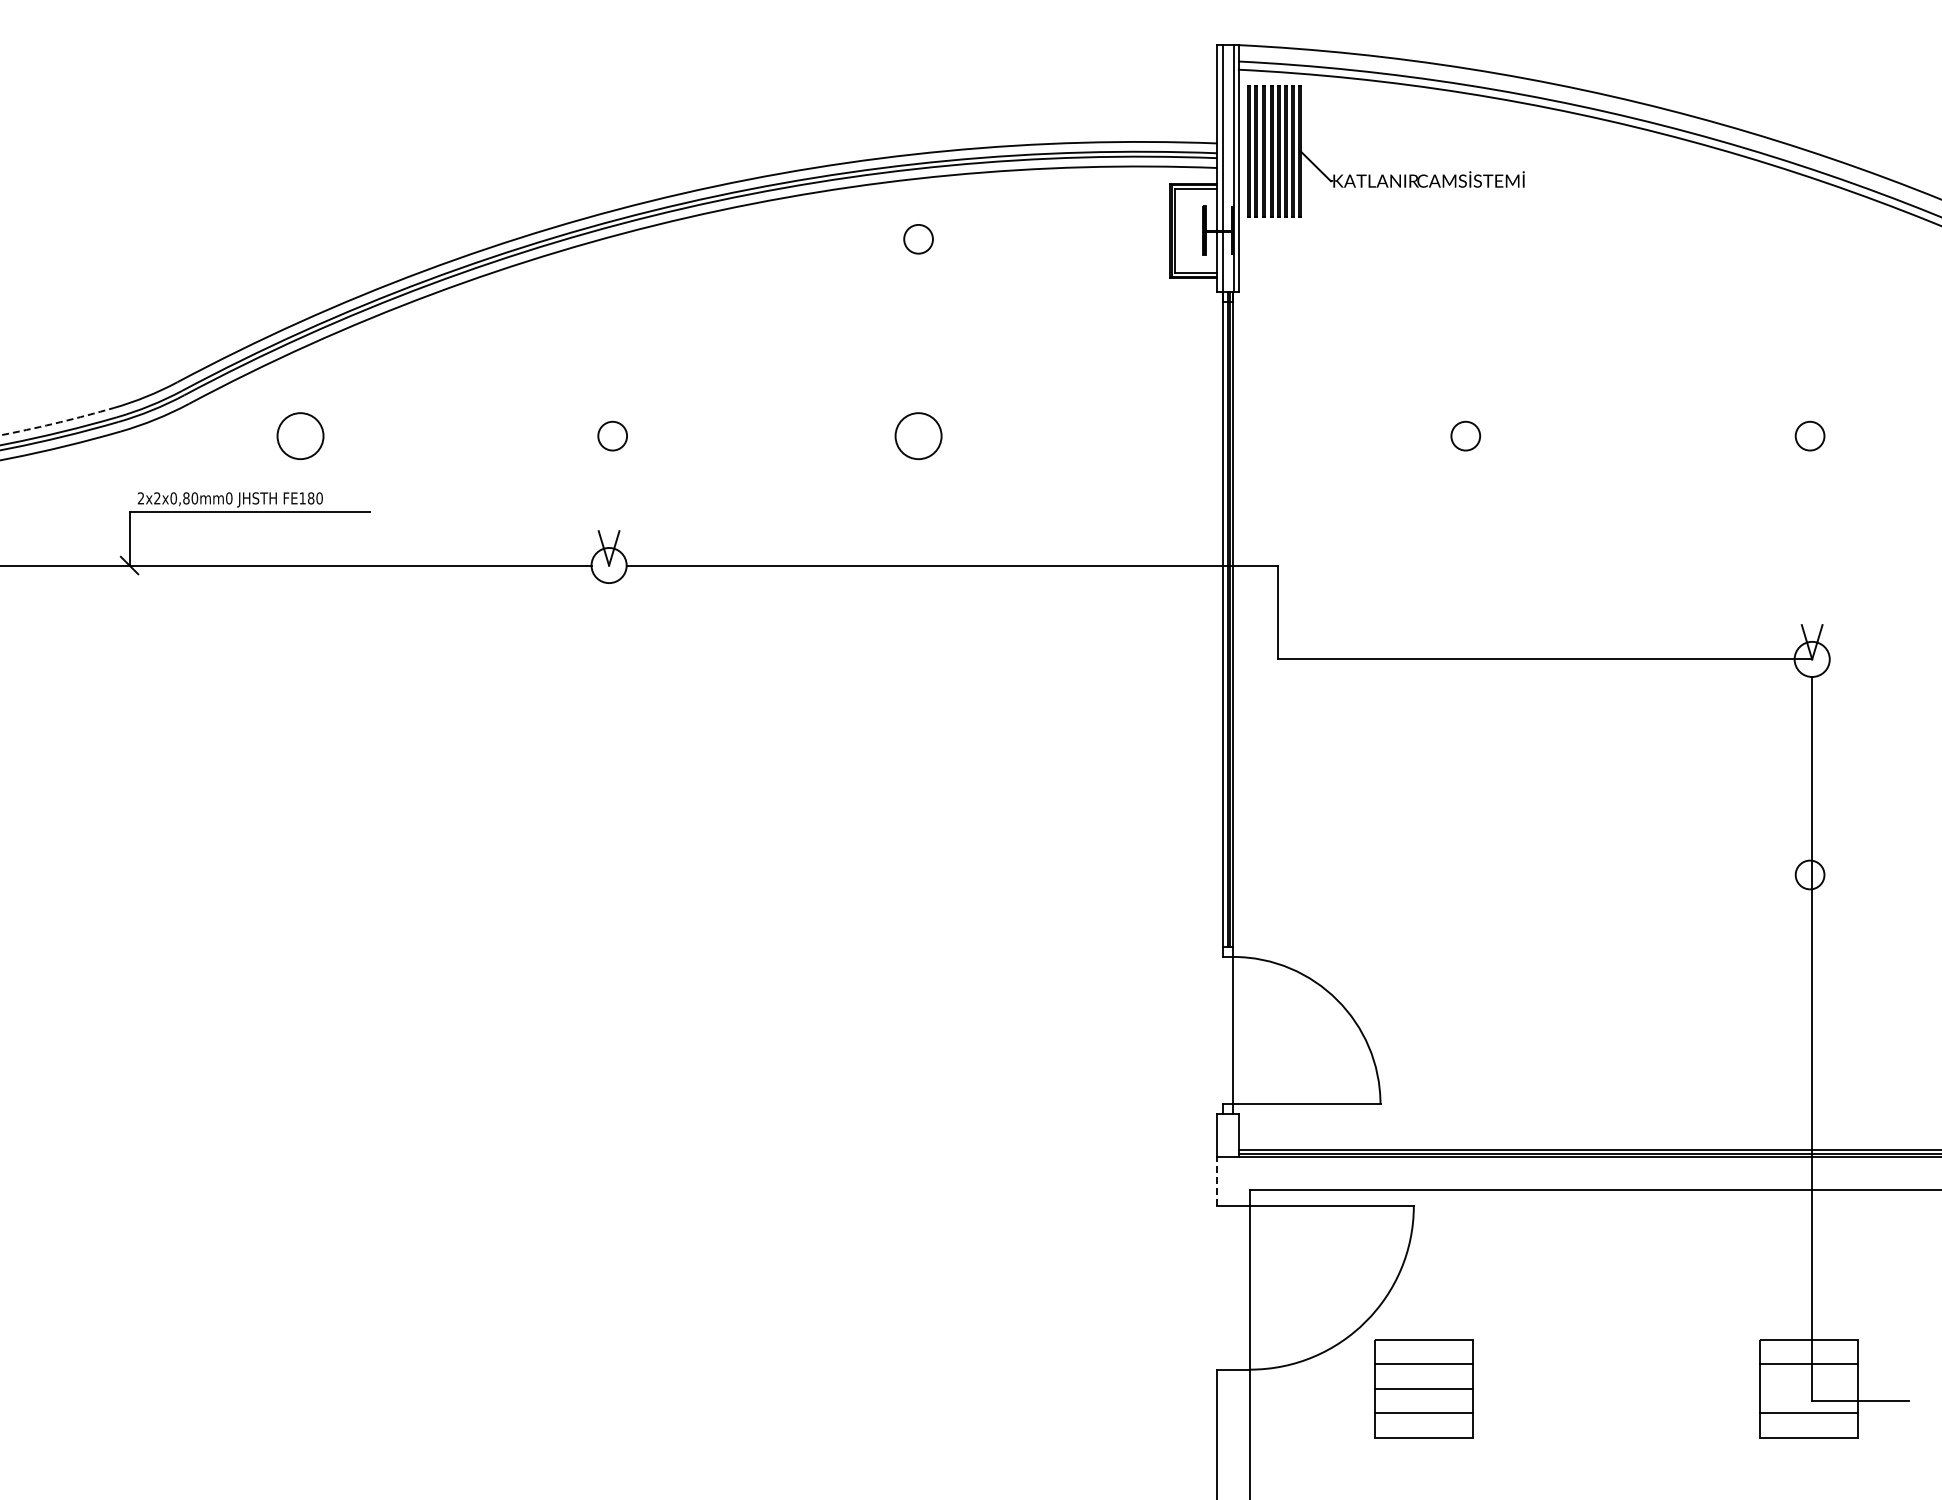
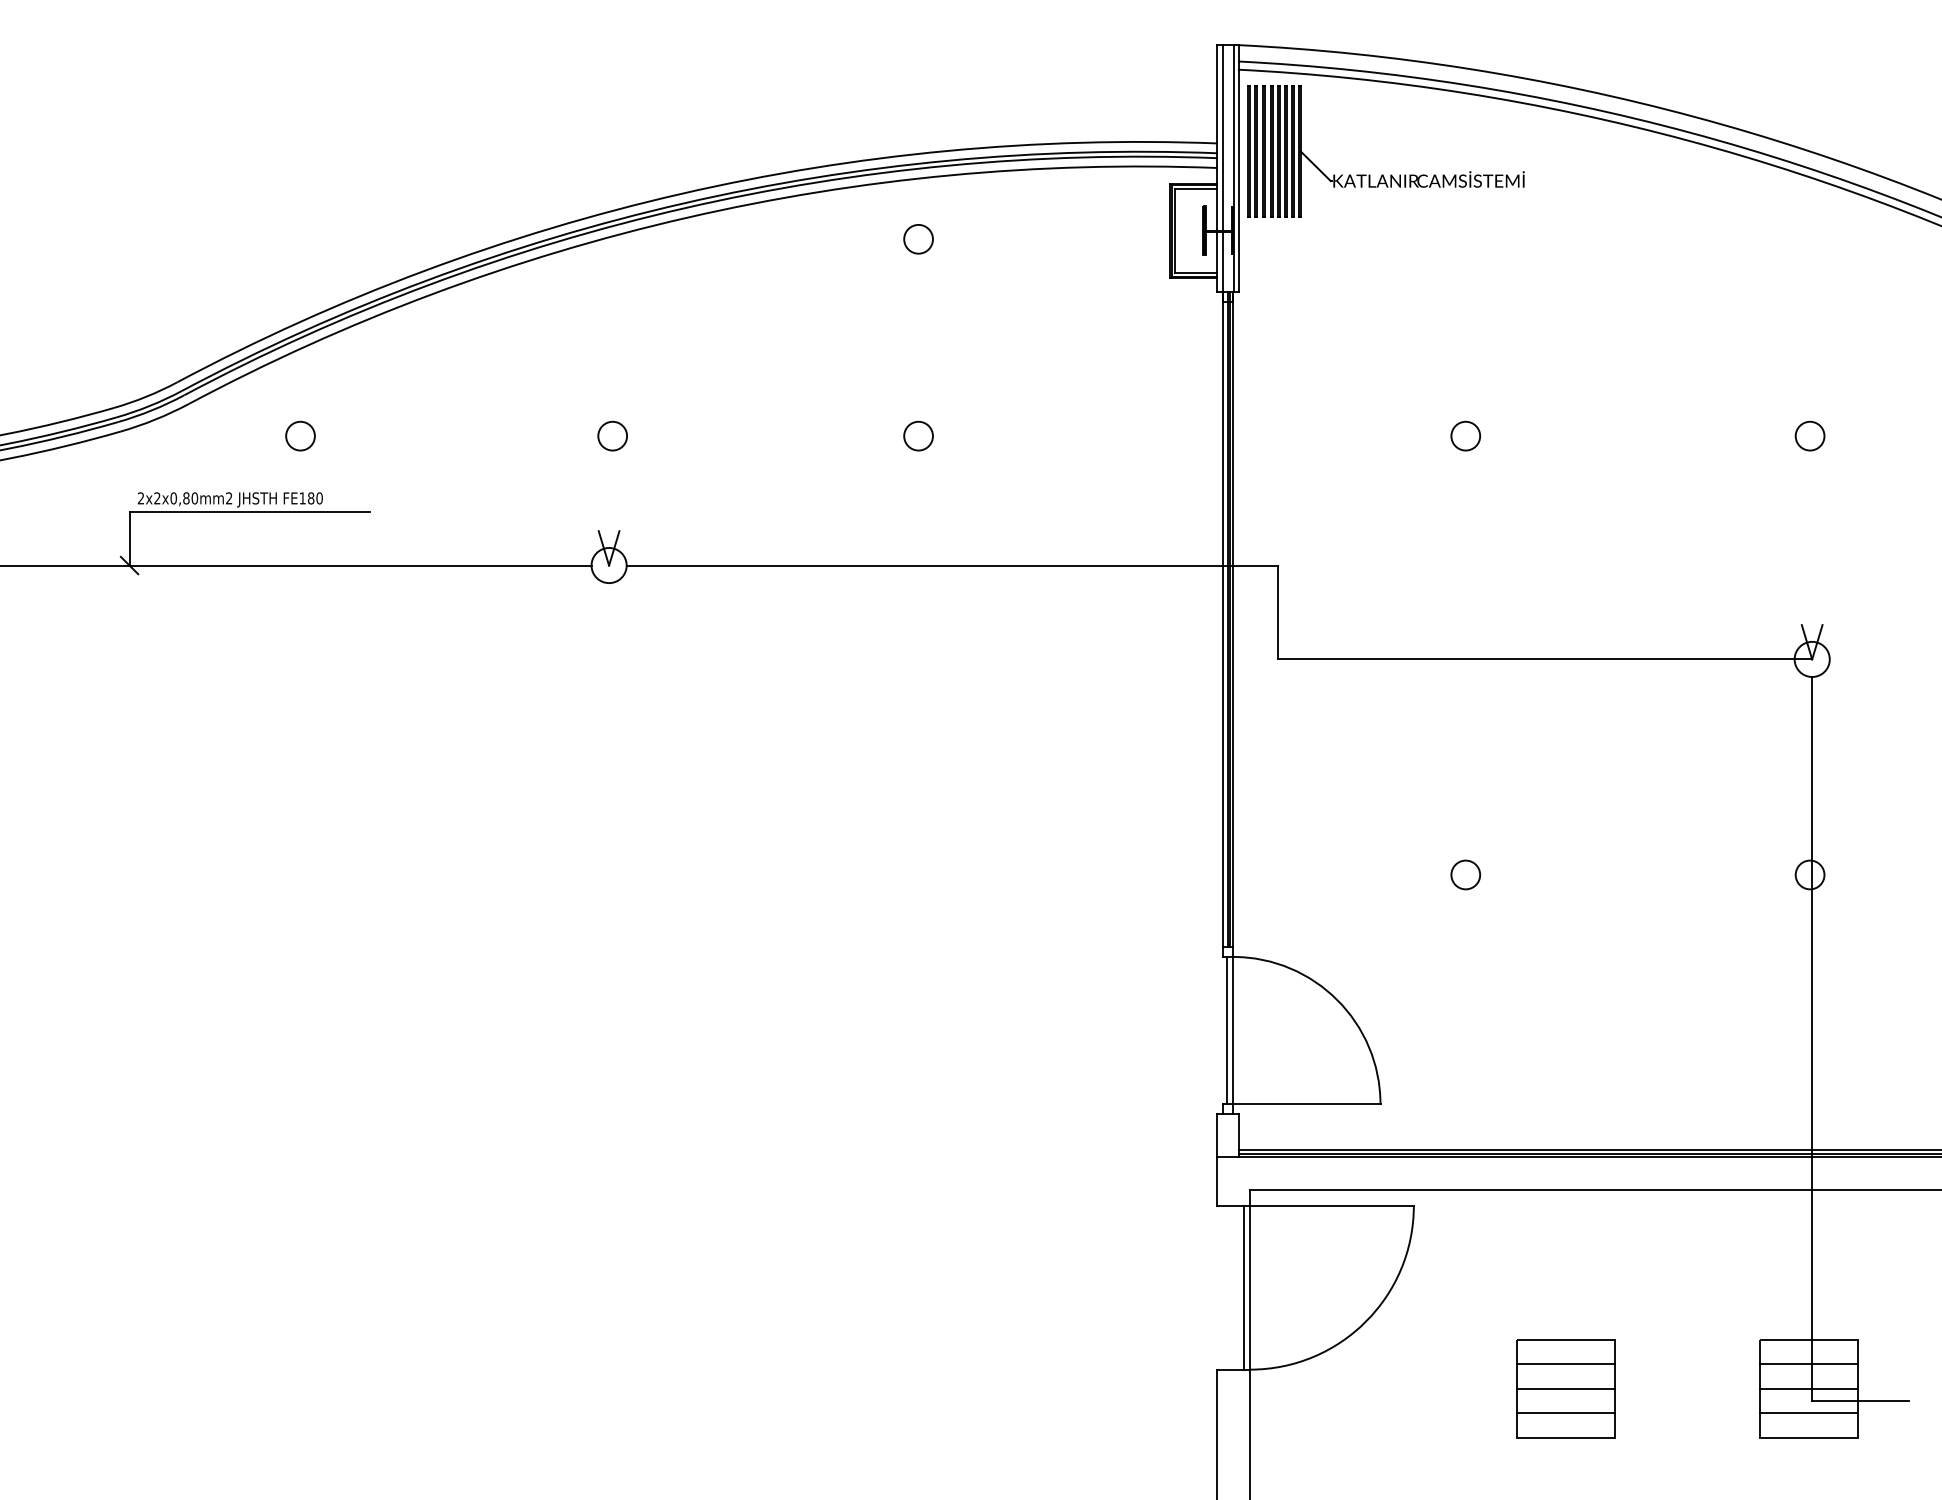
arc: dashed -> solid (57, 422)
circle diameter: 46 px -> 29 px (300, 435)
circle diameter: 46 px -> 29 px (918, 435)
text: 2x2x0,80mm0 -> 2x2x0,80mm2 (229, 498)
circle: none -> present (1465, 874)
line: none -> present (1226, 1030)
line: dashed -> solid (1217, 1181)
line: none -> present (1243, 1287)
part position: (1423, 1388) -> (1565, 1388) (1565, 1388)
line: none -> present (1809, 1388)
